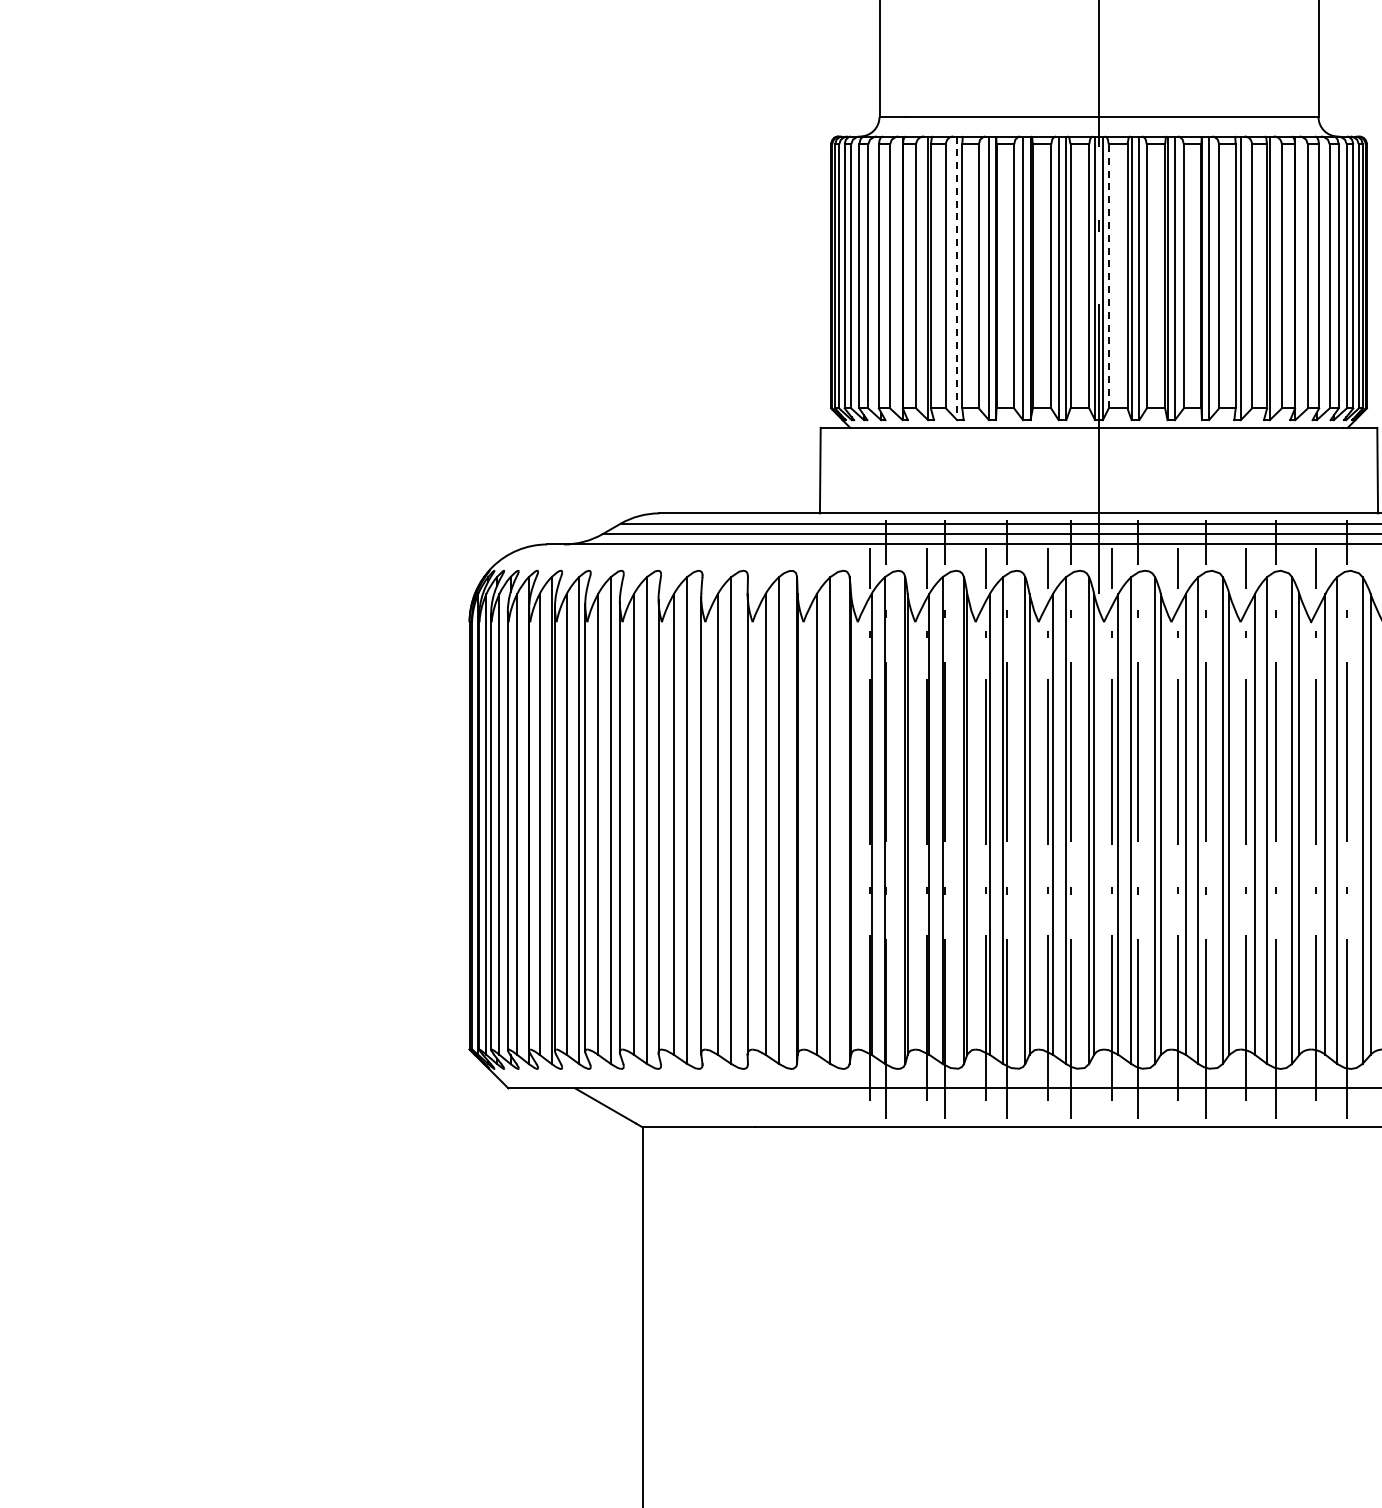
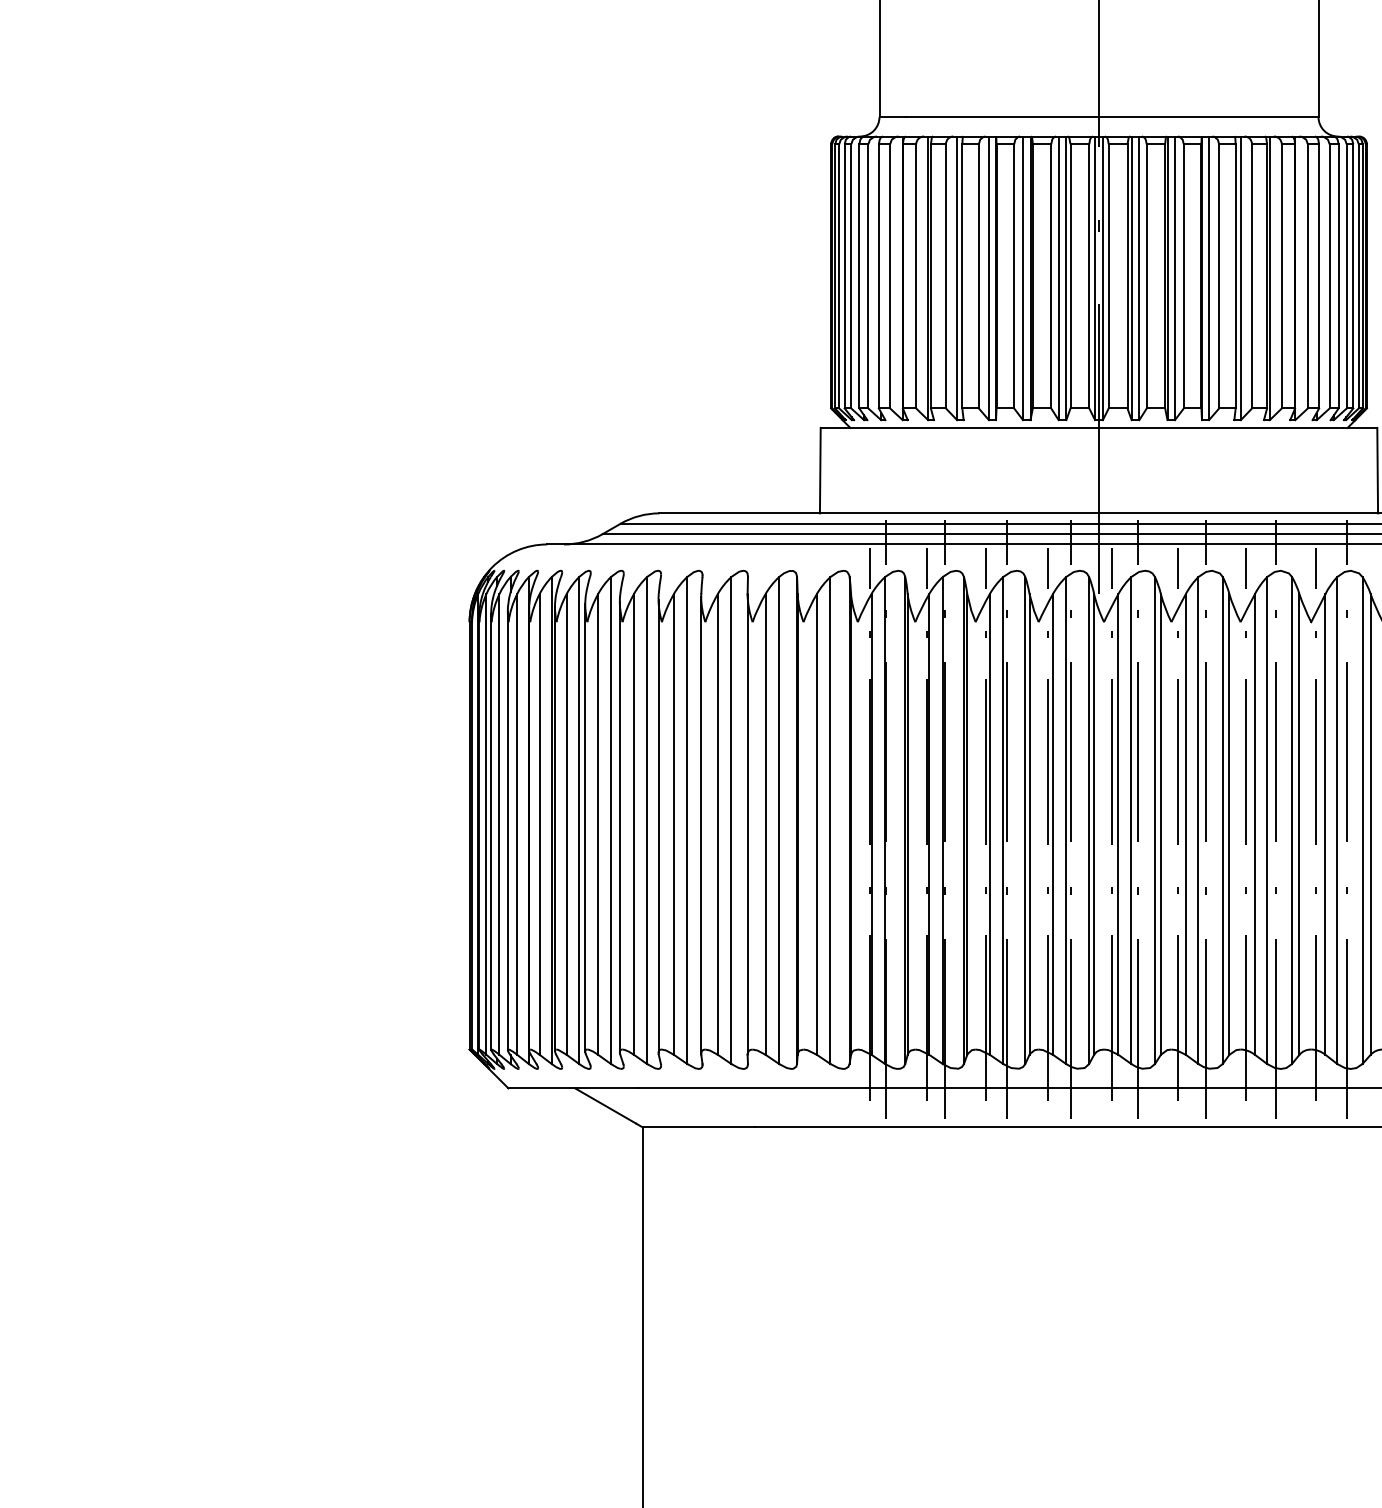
line: dashed -> solid (1108, 275)
line: dashed -> solid (957, 278)
